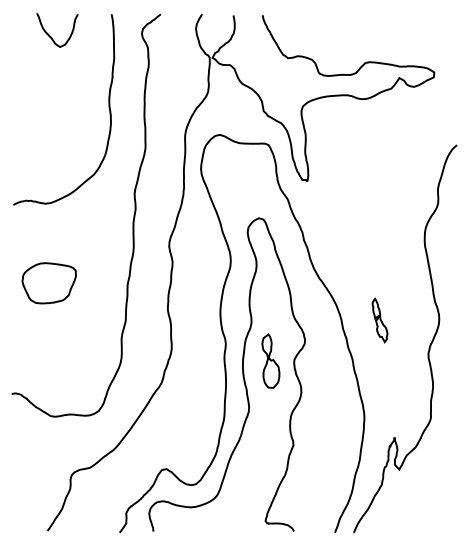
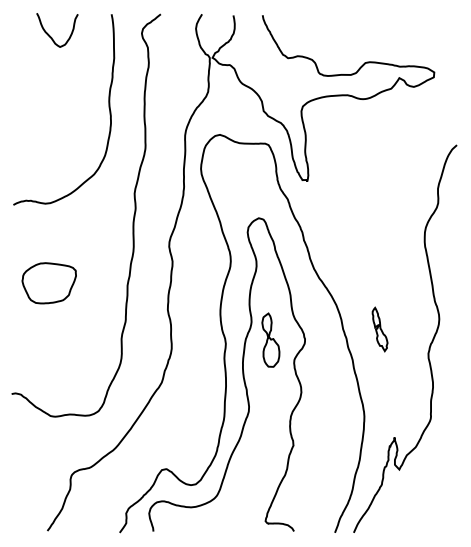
part position: (379, 320) -> (379, 329) (379, 329)
part position: (270, 360) -> (270, 339) (270, 339)
